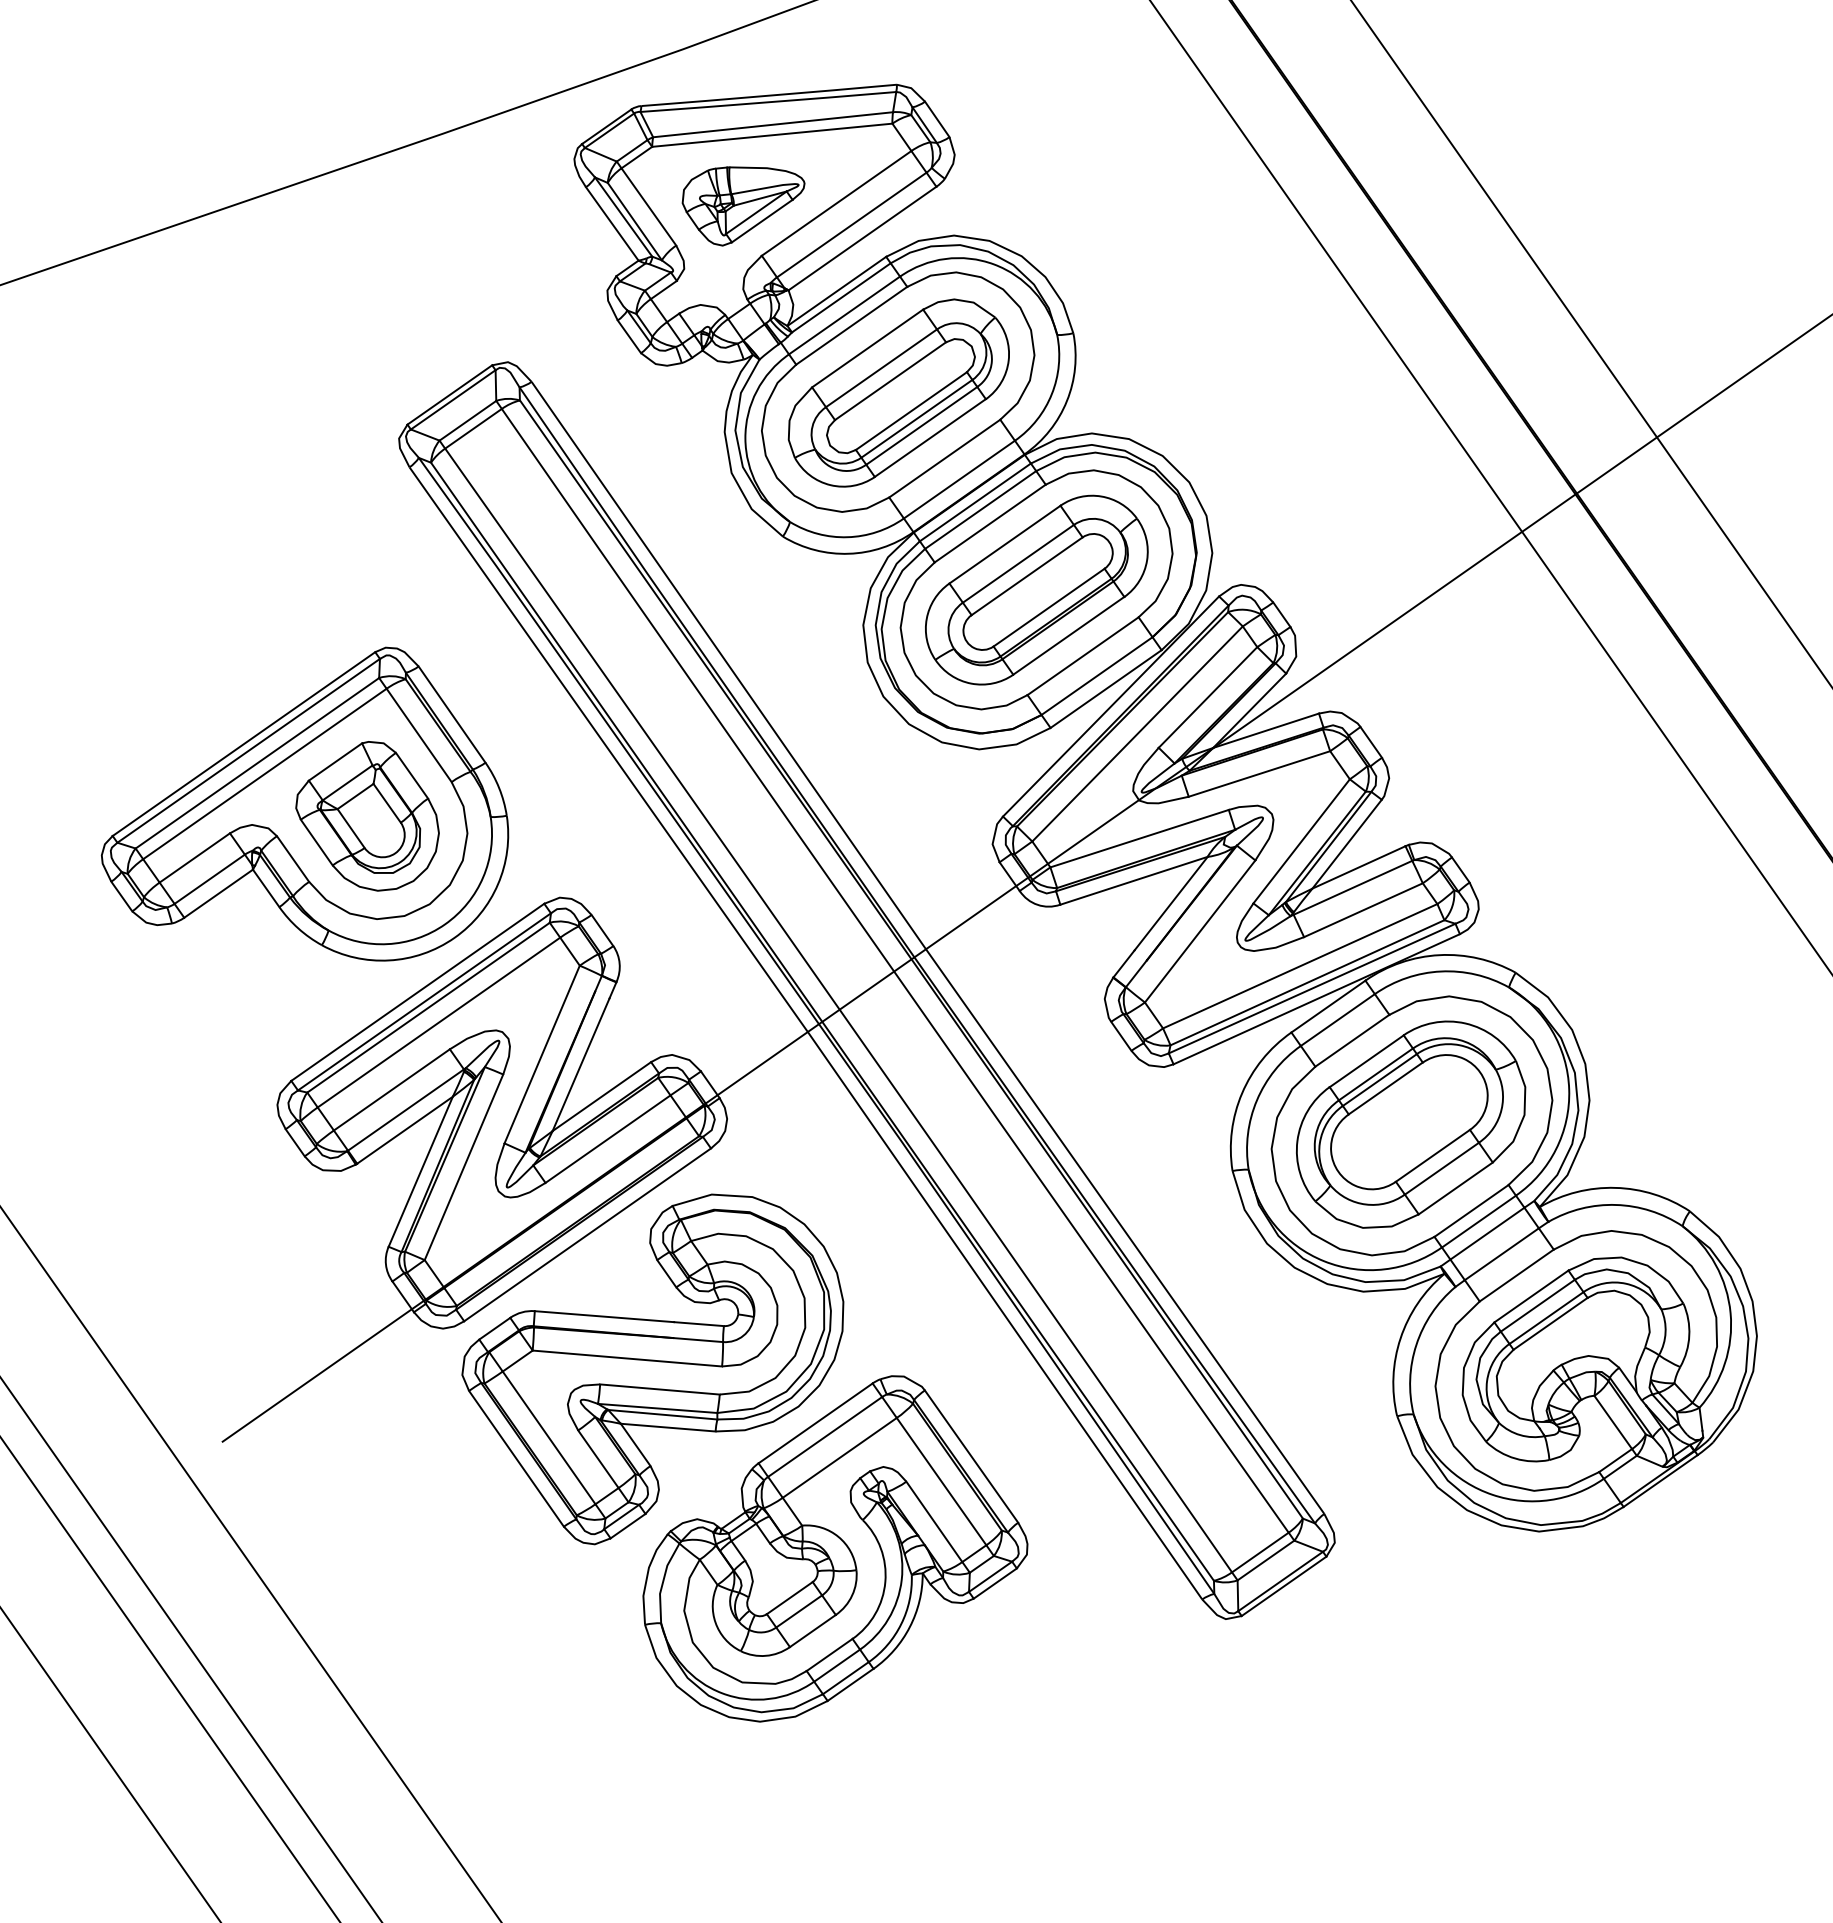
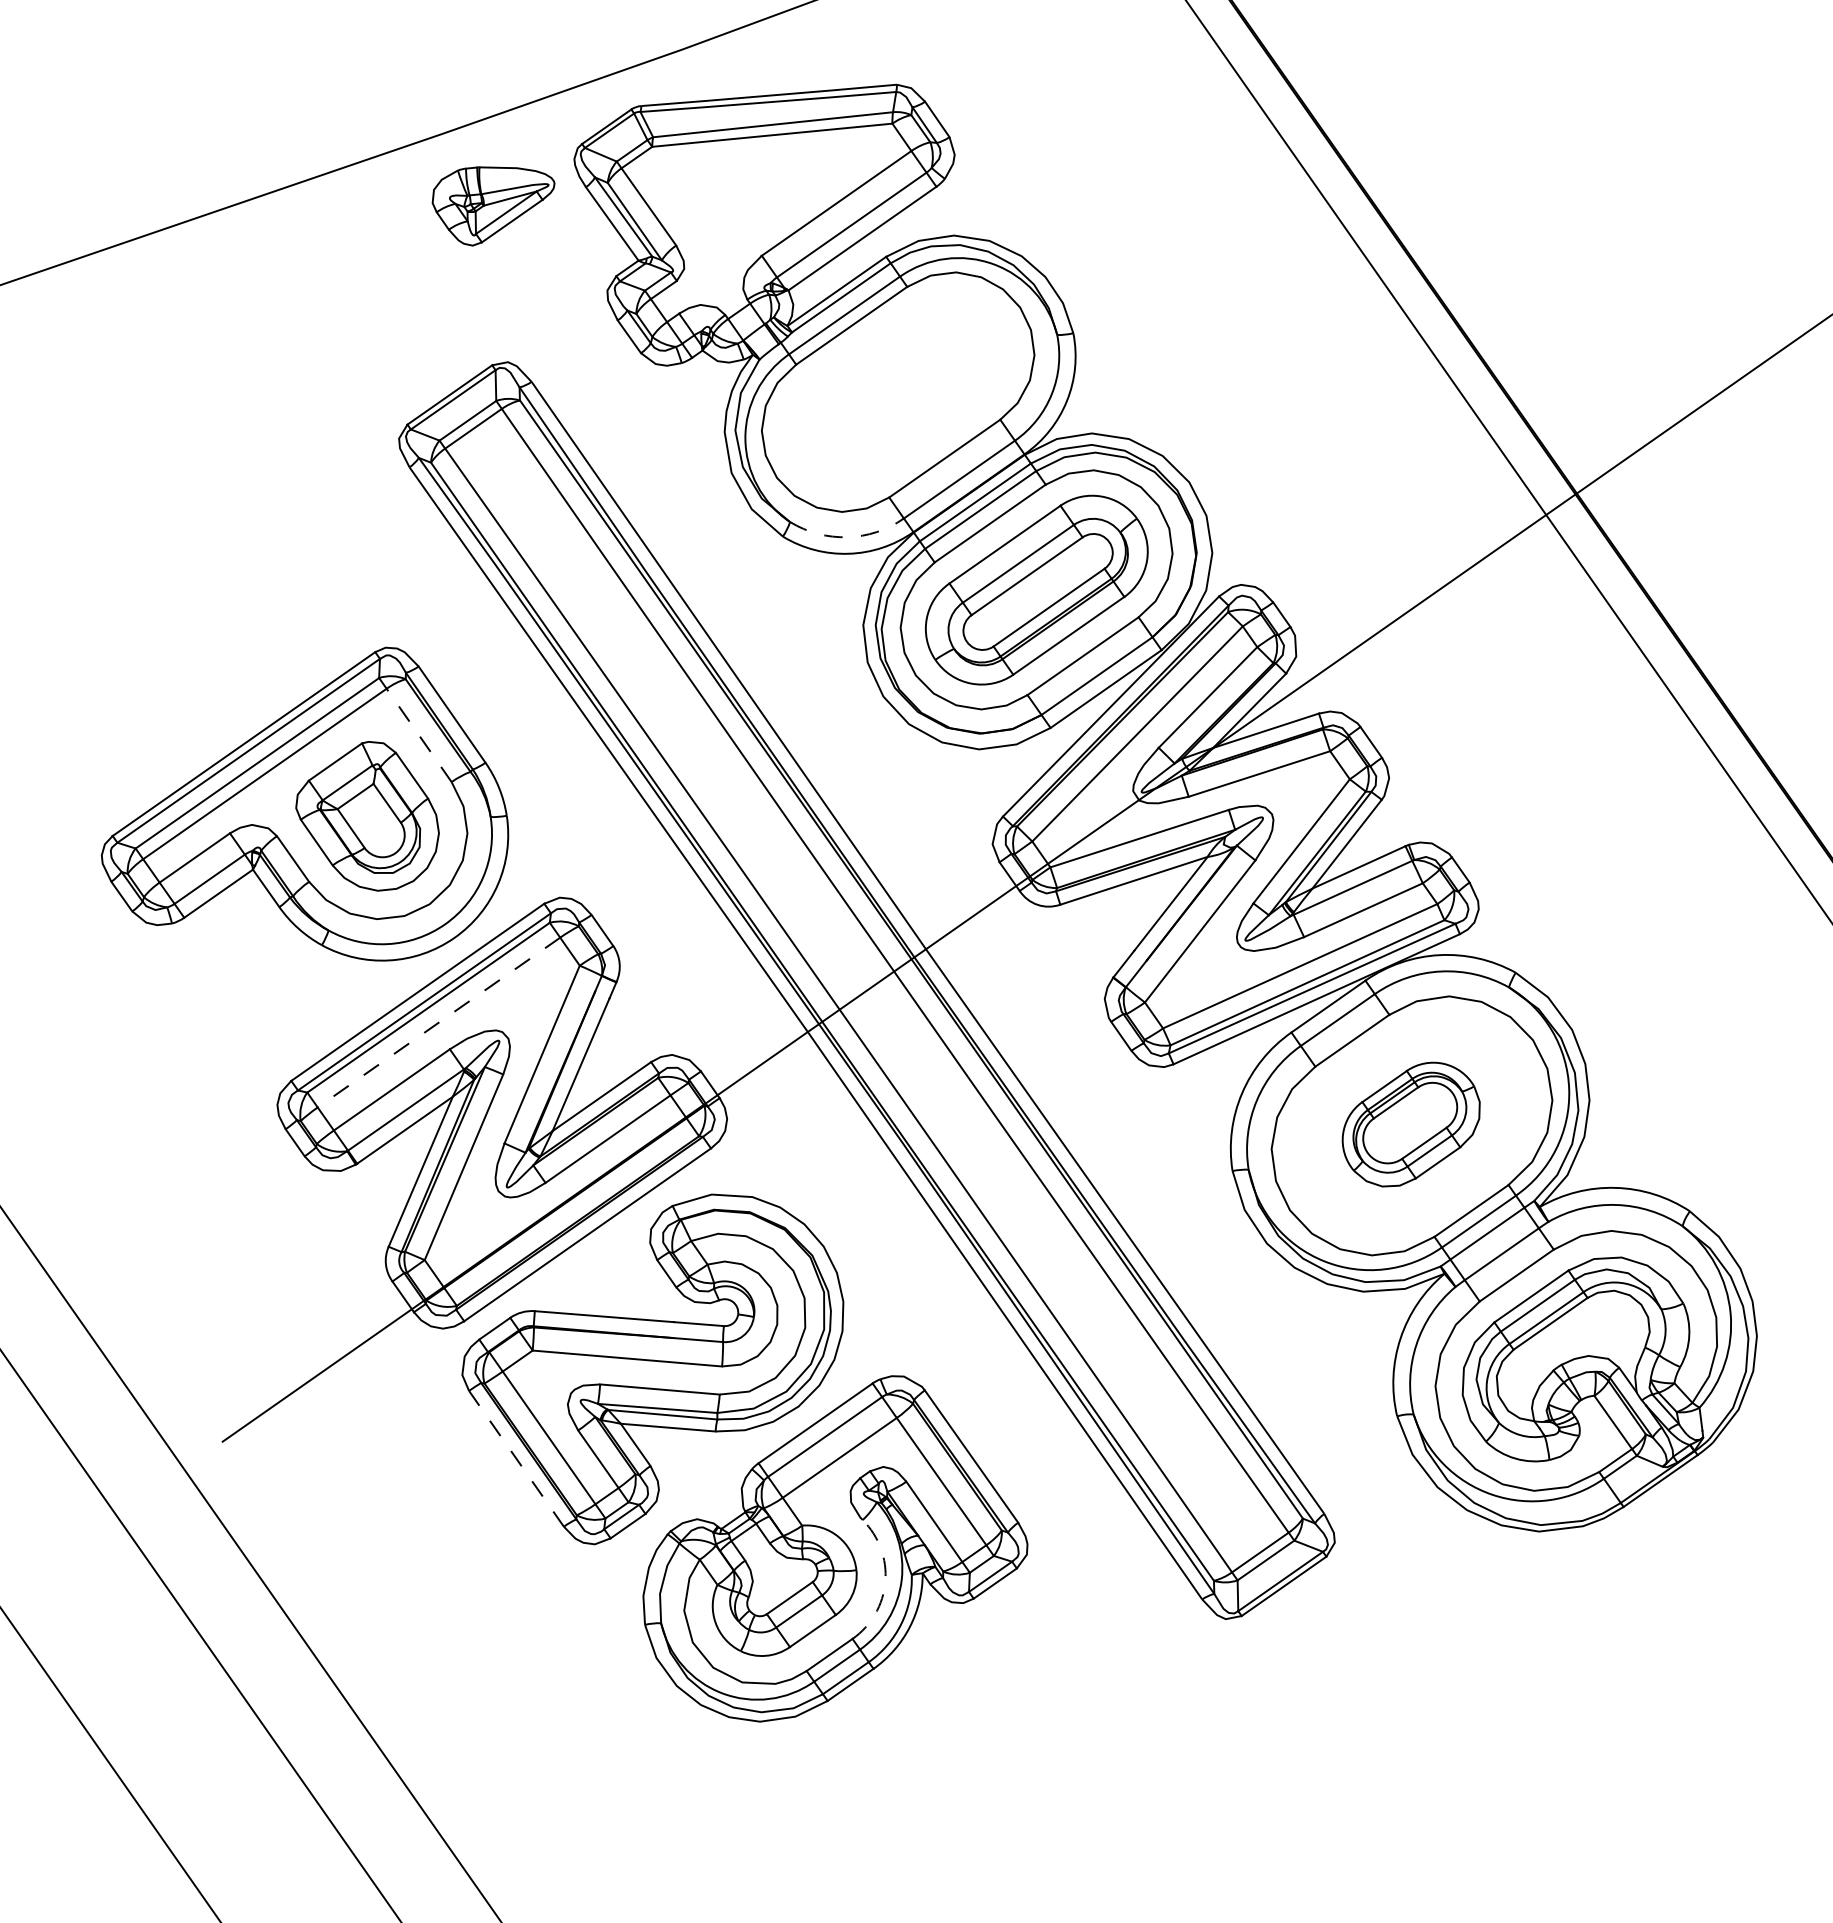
part position: (743, 206) -> (493, 206) (493, 206)
line: present -> none (1590, 342)
part: present -> none (898, 392)
line position: (1490, 486) -> (1508, 460) (1508, 460)
arc: solid -> dashed (847, 537)
line: solid -> dashed (419, 735)
line: solid -> dashed (438, 1022)
part size: 231x209 px -> 140x127 px (1410, 1124)
line: solid -> dashed (516, 1458)
arc: solid -> dashed (885, 1581)
line position: (191, 1649) -> (200, 1635) (200, 1635)
line: present -> none (170, 1679)
